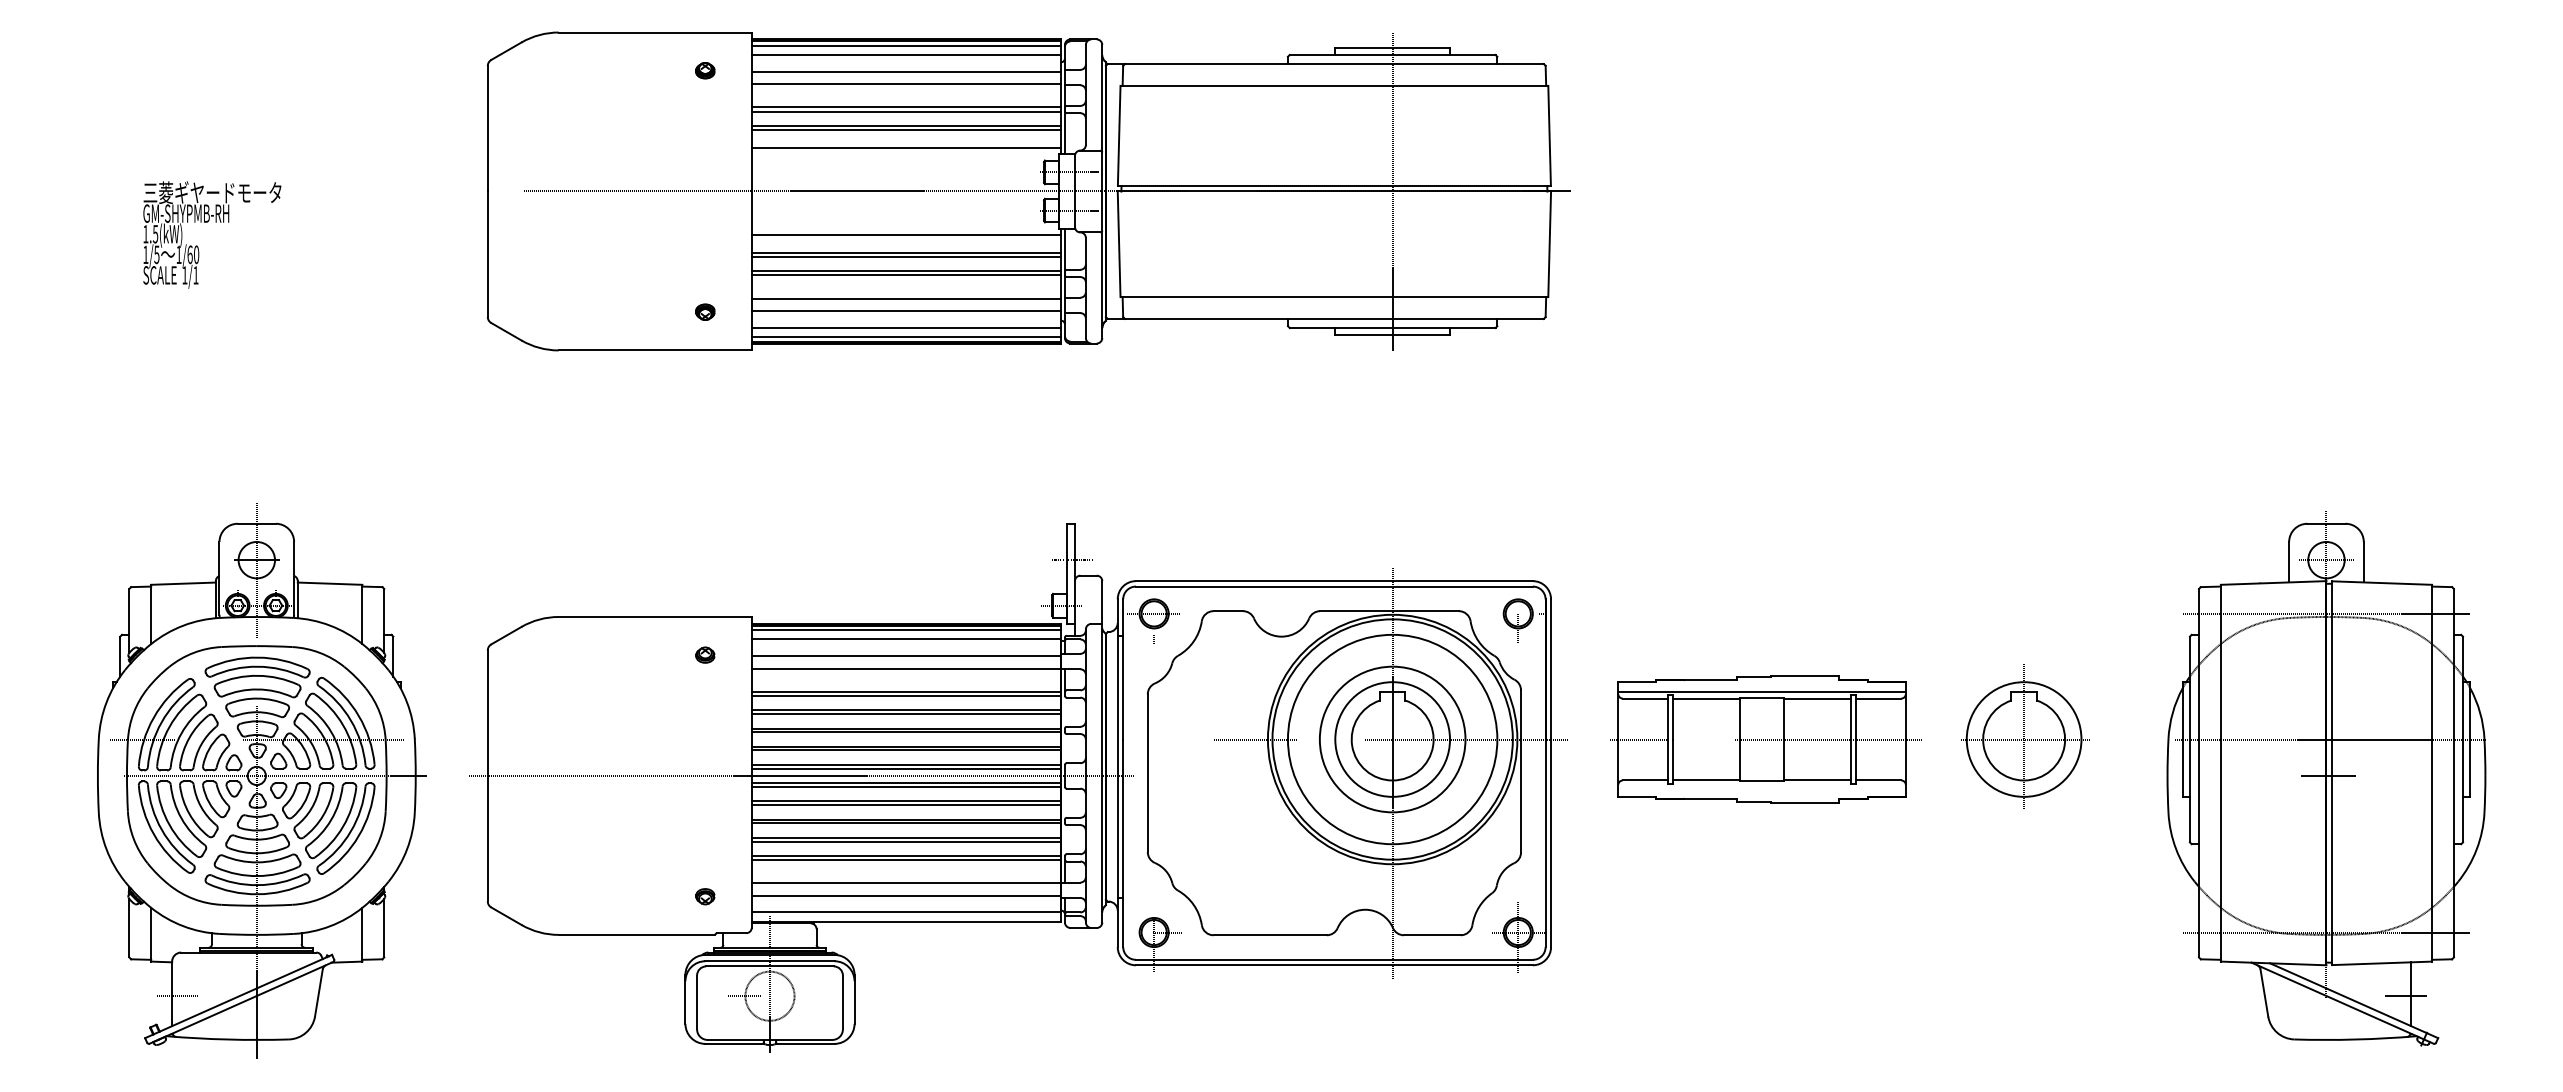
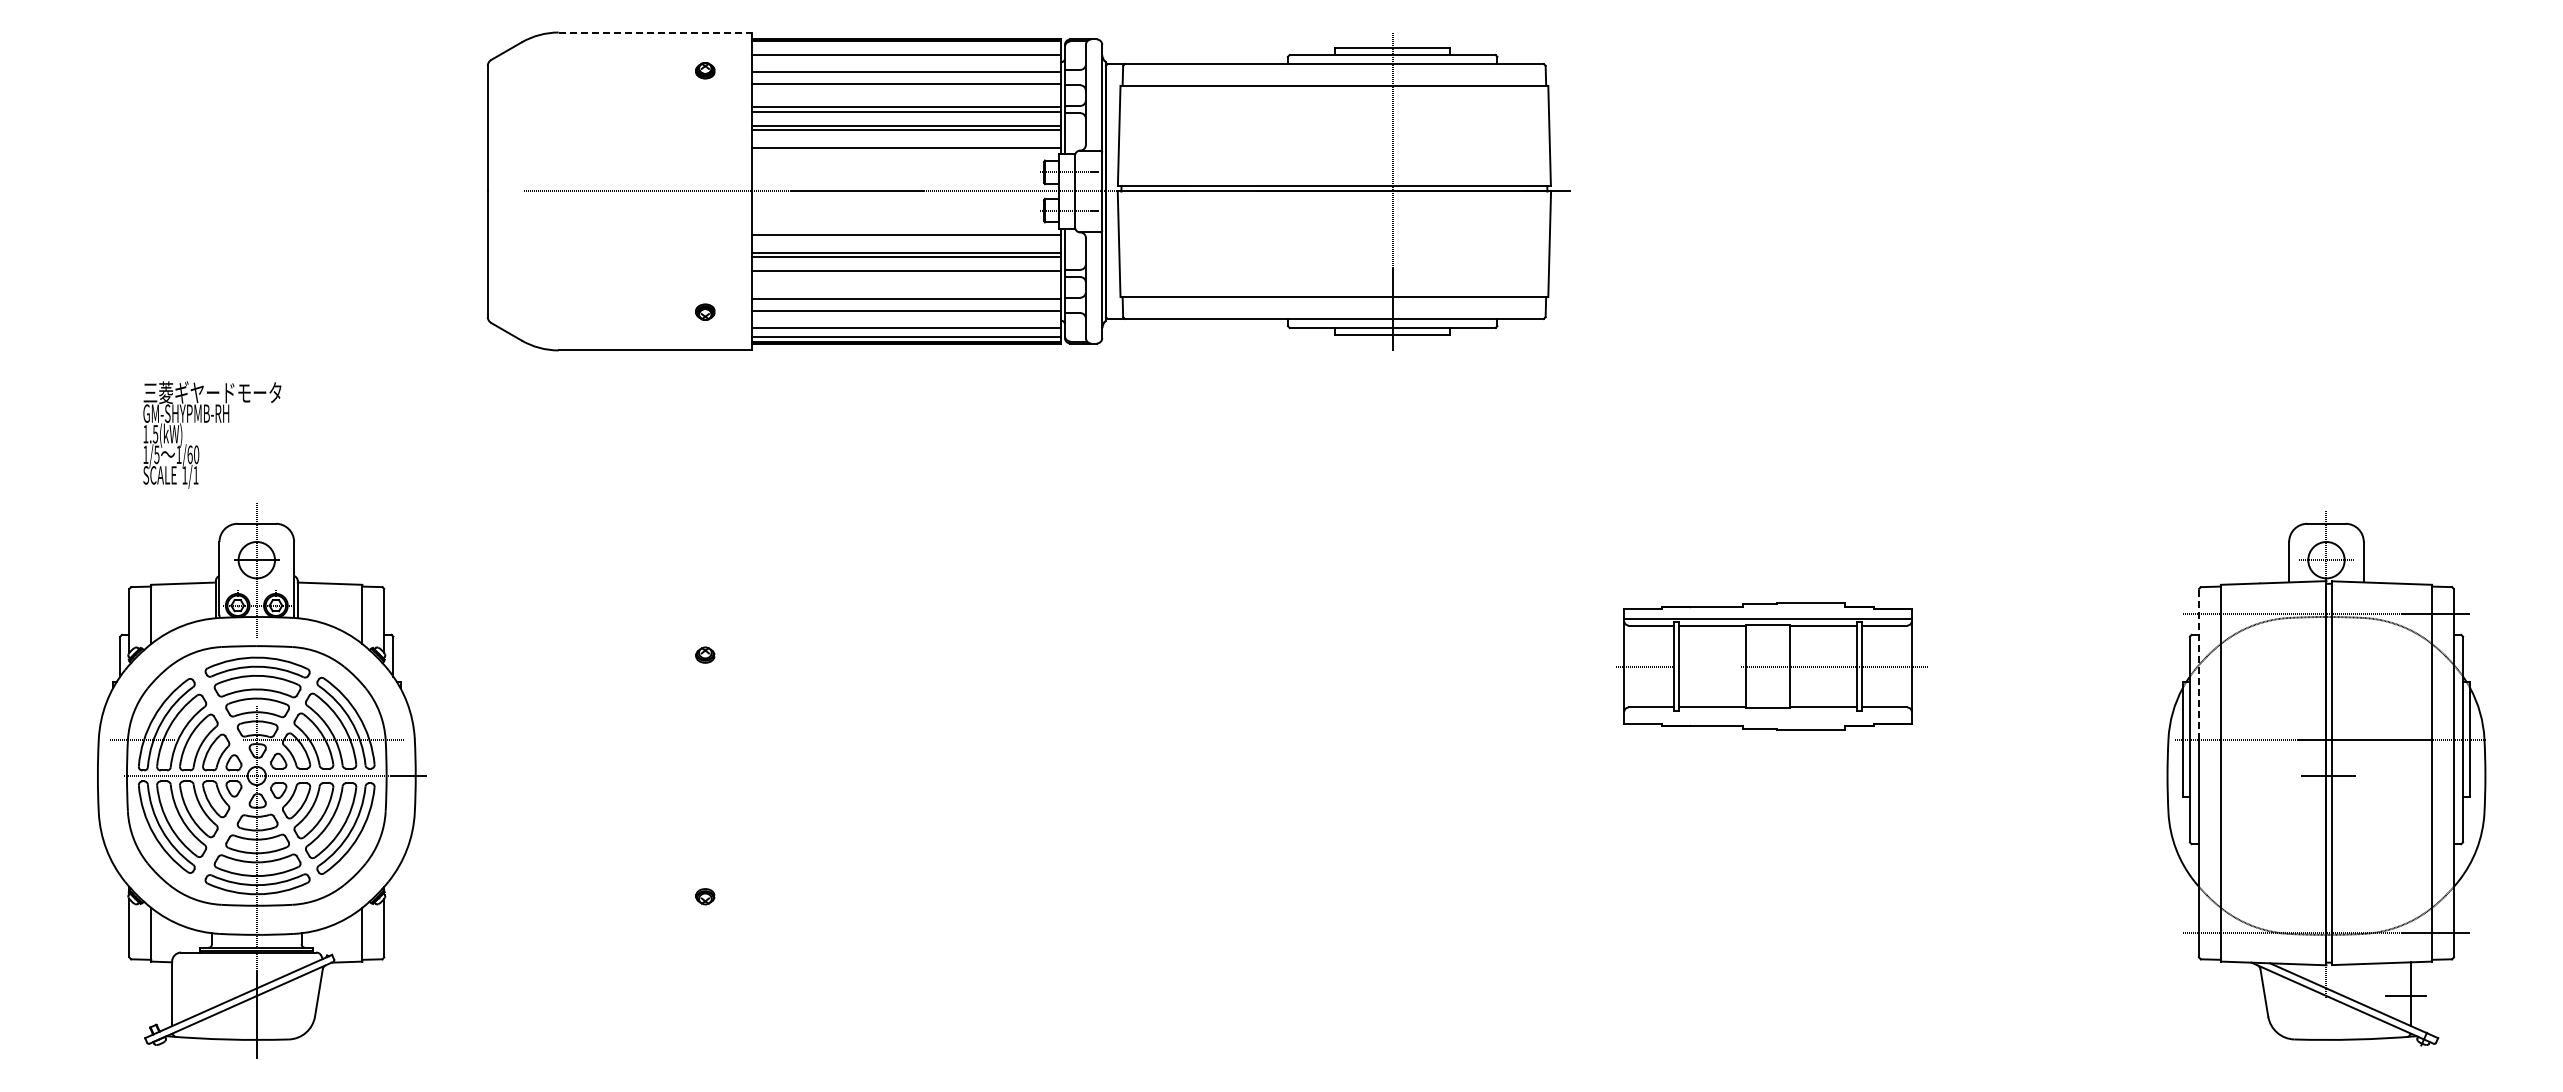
line: solid -> dashed (655, 32)
line: present -> none (906, 45)
text position: (212, 234) -> (212, 434) (212, 434)
line: present -> none (906, 275)
line: solid -> dashed (2199, 663)
part: present -> none (2025, 736)
part position: (1765, 739) -> (1771, 666) (1771, 666)
part: present -> none (1018, 787)
line: present -> none (177, 996)
